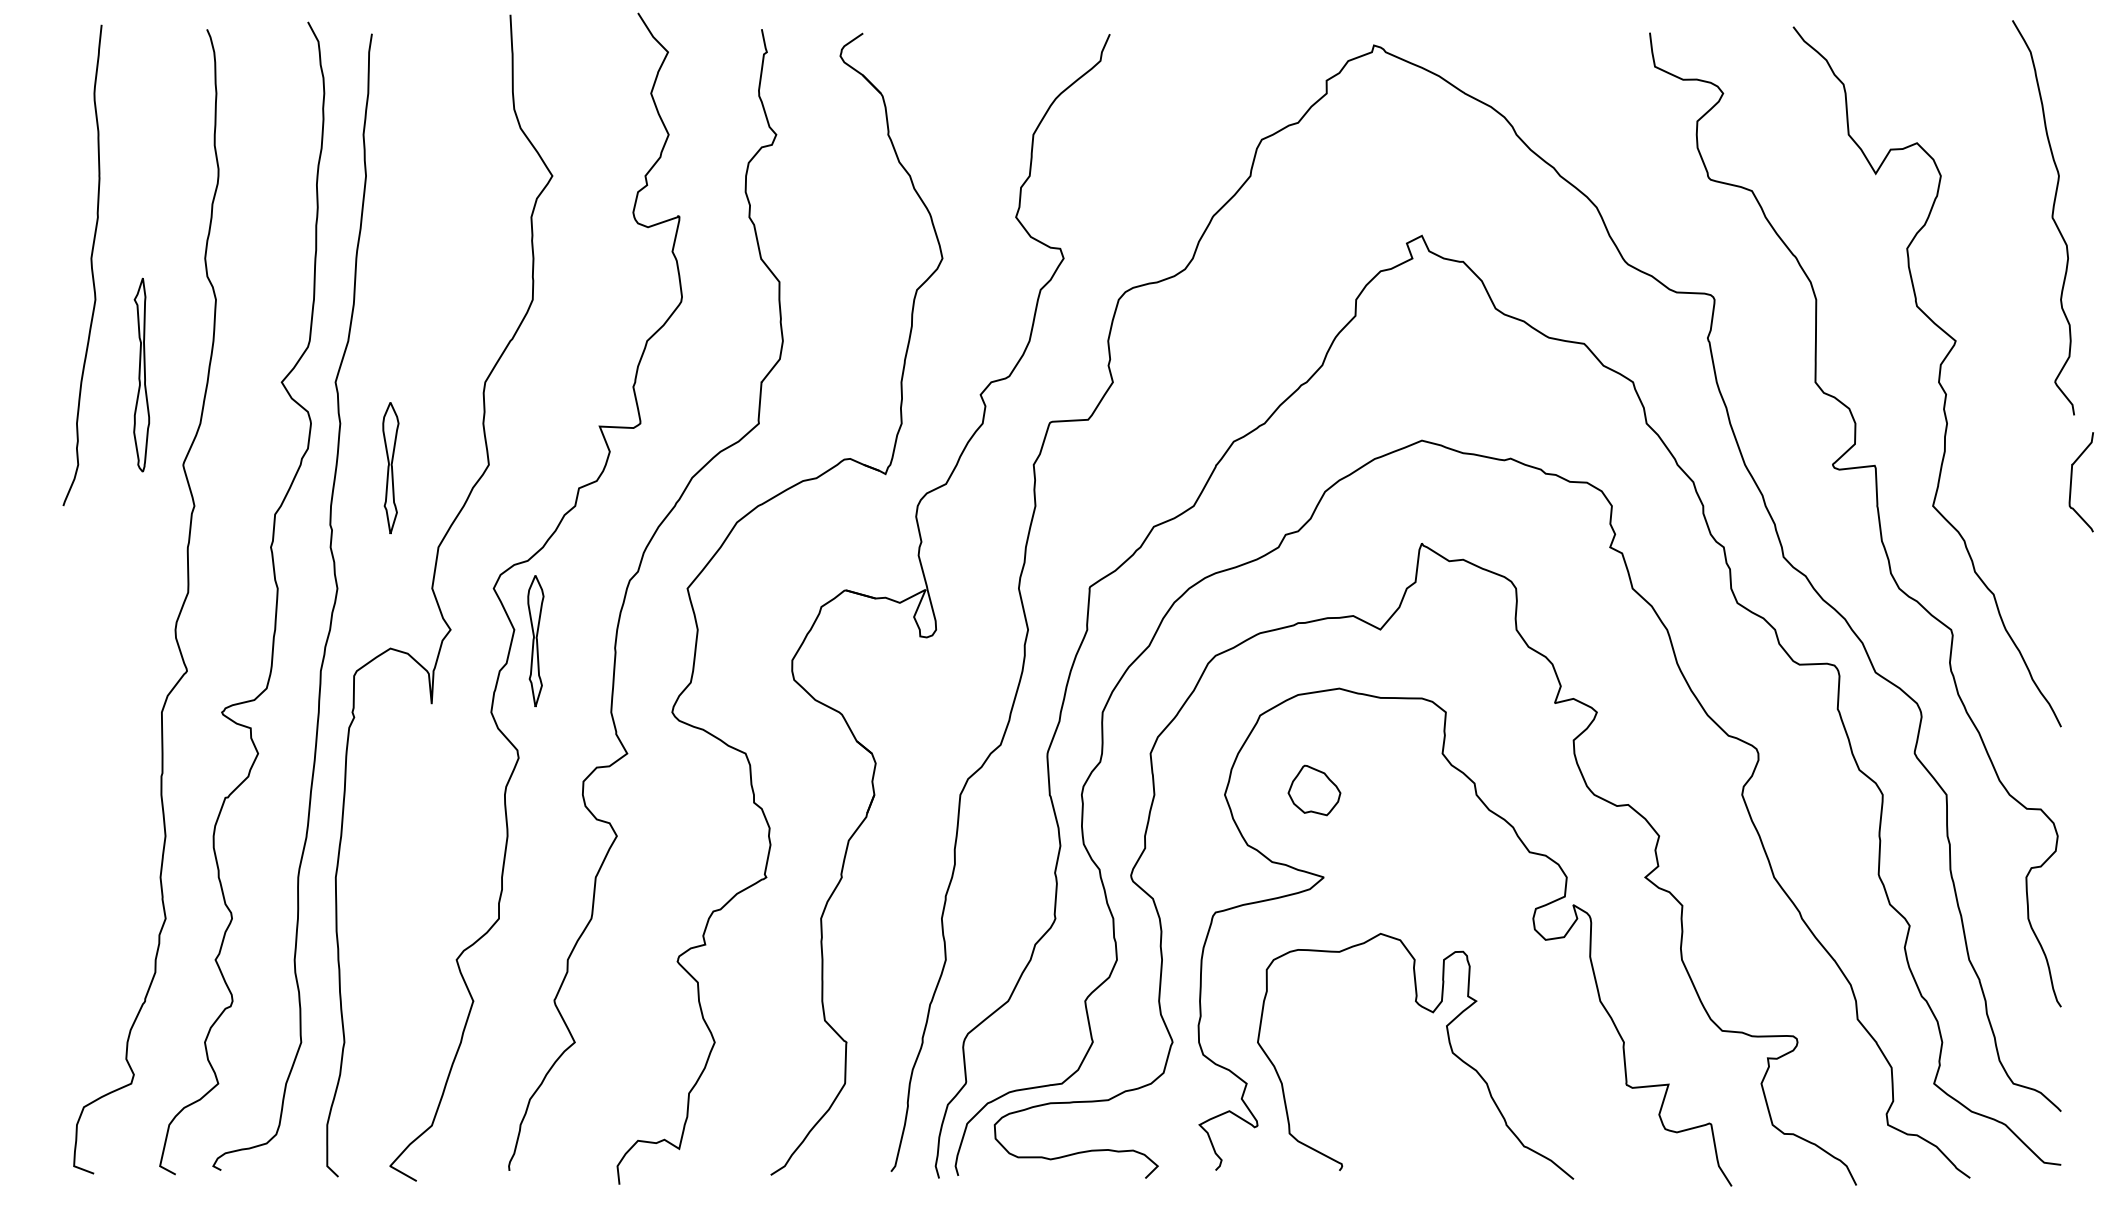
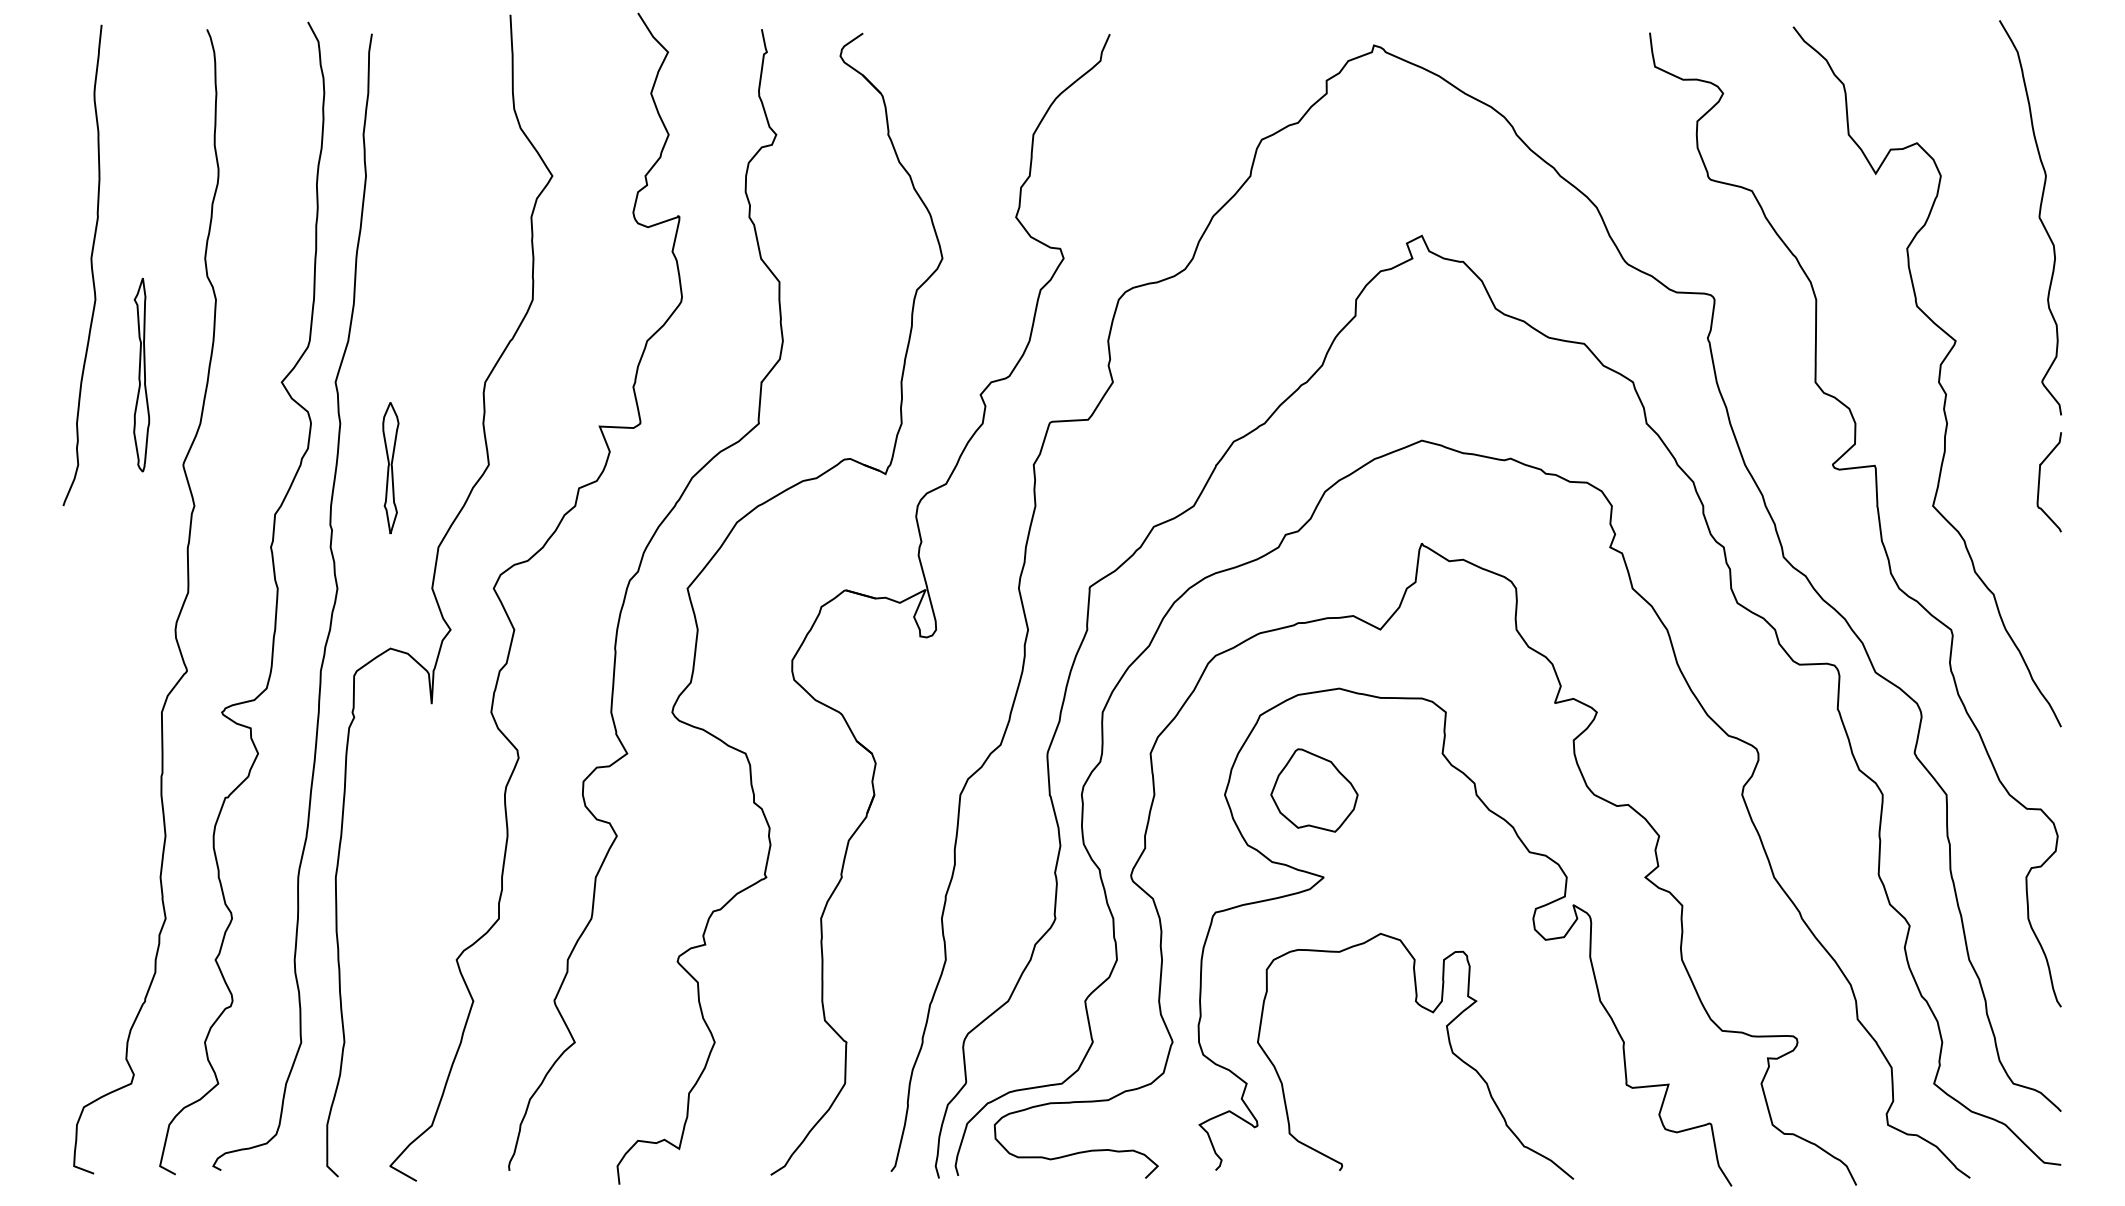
curve position: (2051, 217) -> (2038, 217) (2038, 217)
curve position: (2072, 479) -> (2040, 479) (2040, 479)
part: present -> none (535, 641)
part size: 55x53 px -> 89x85 px (1314, 790)
